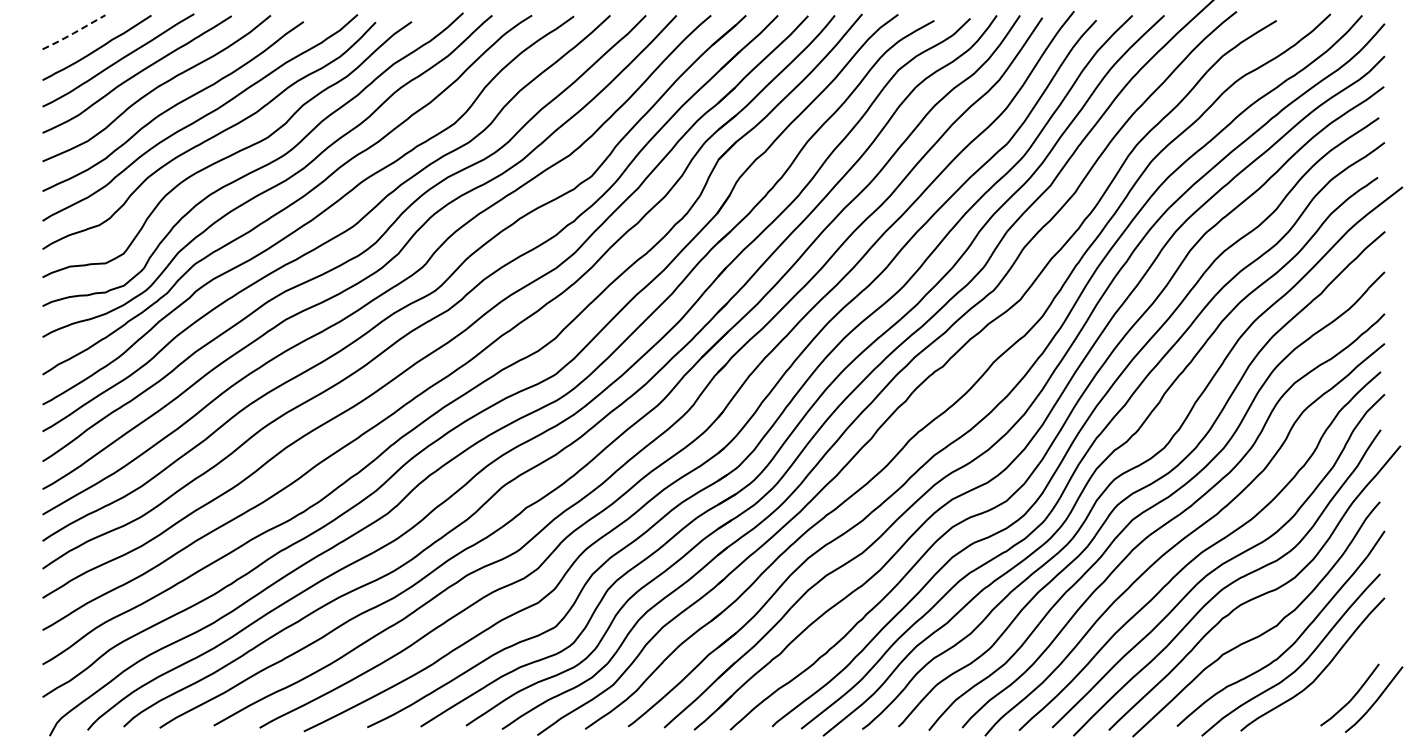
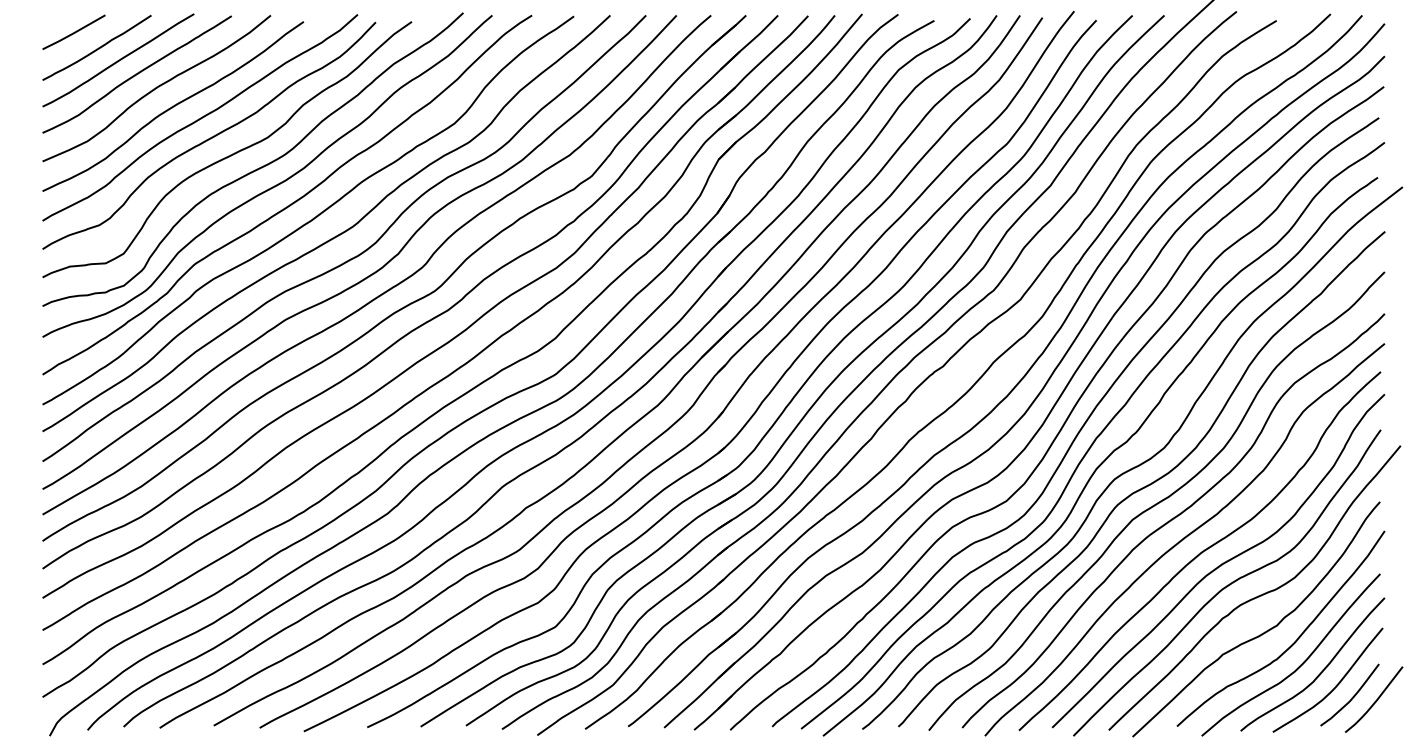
line: dashed -> solid (73, 33)
curve: none -> present (1336, 684)
